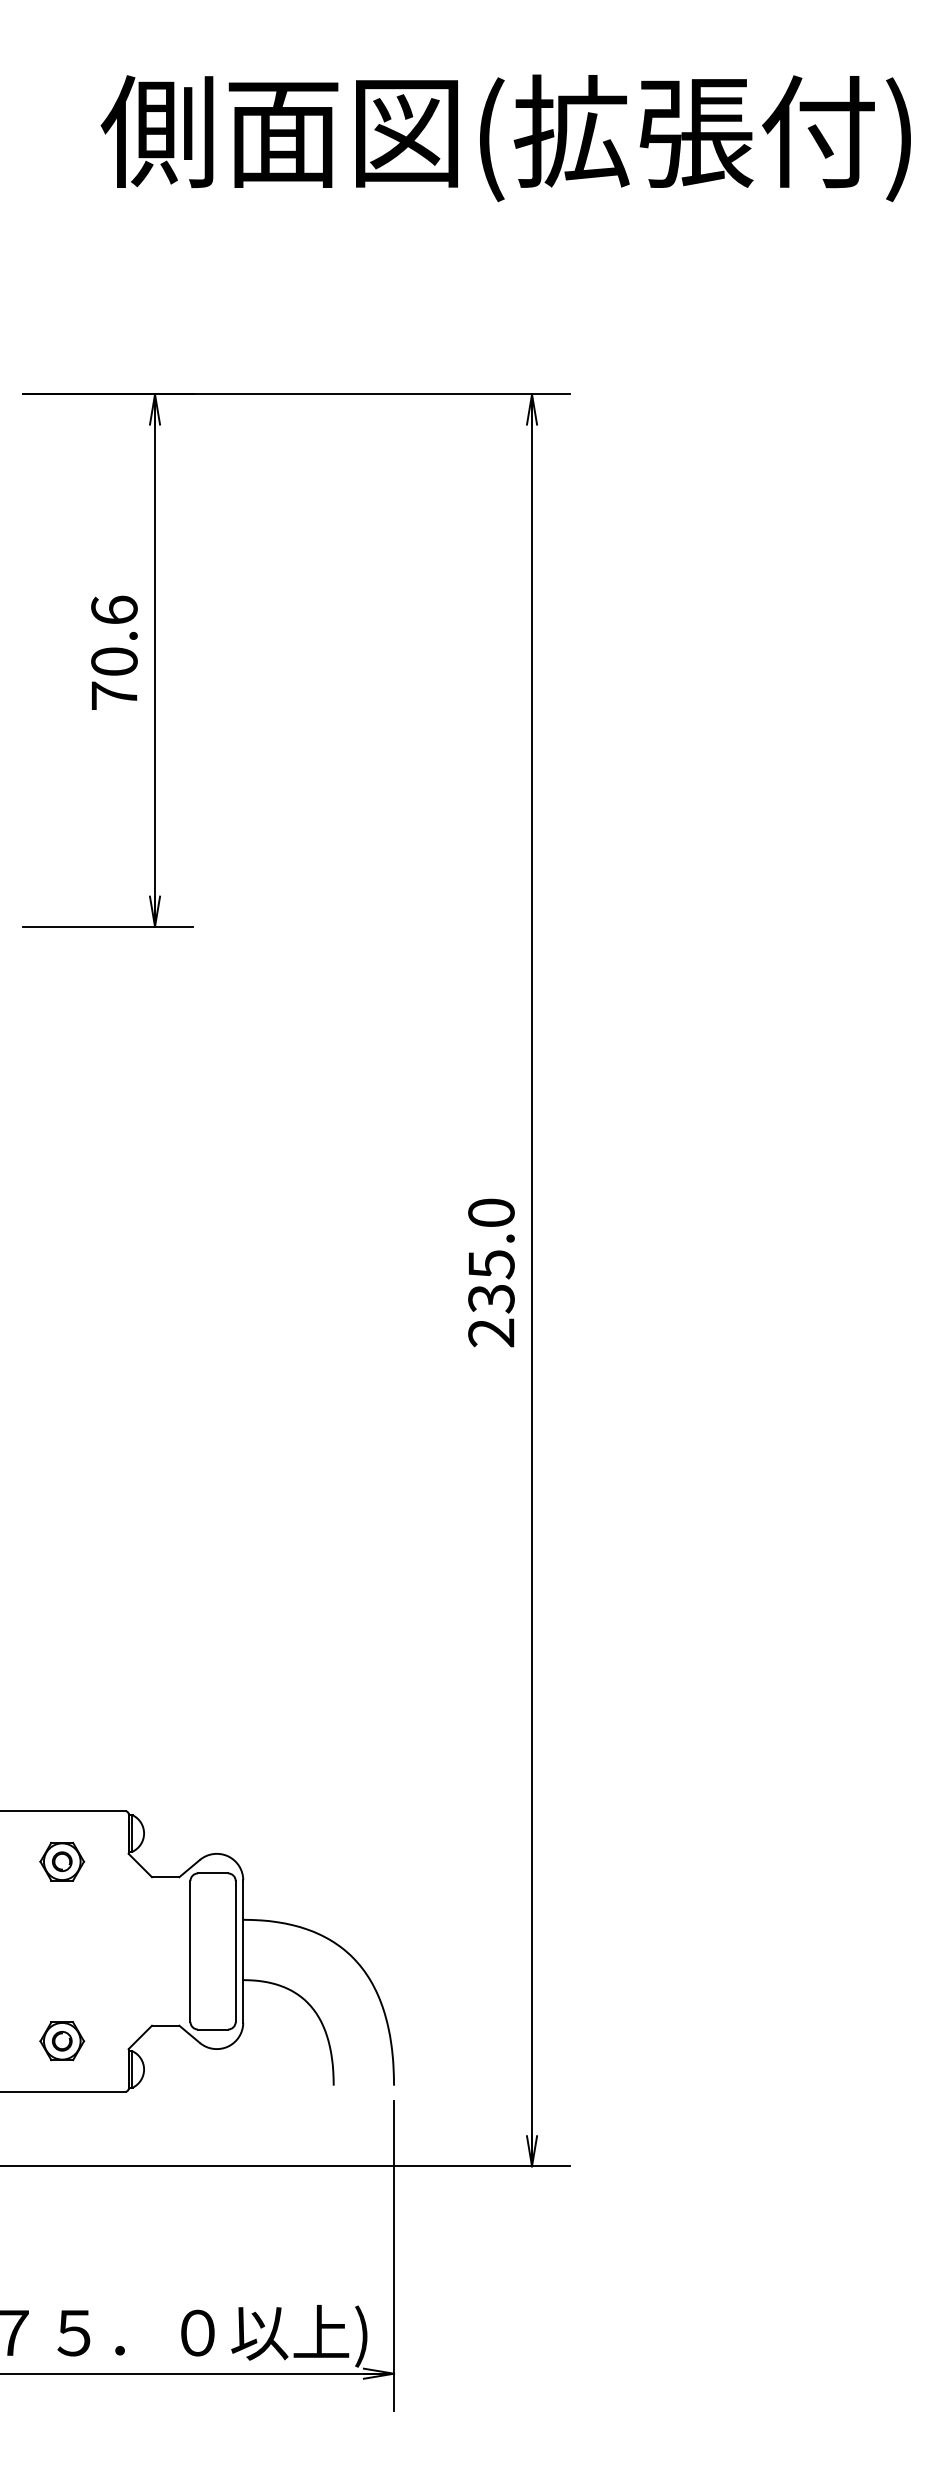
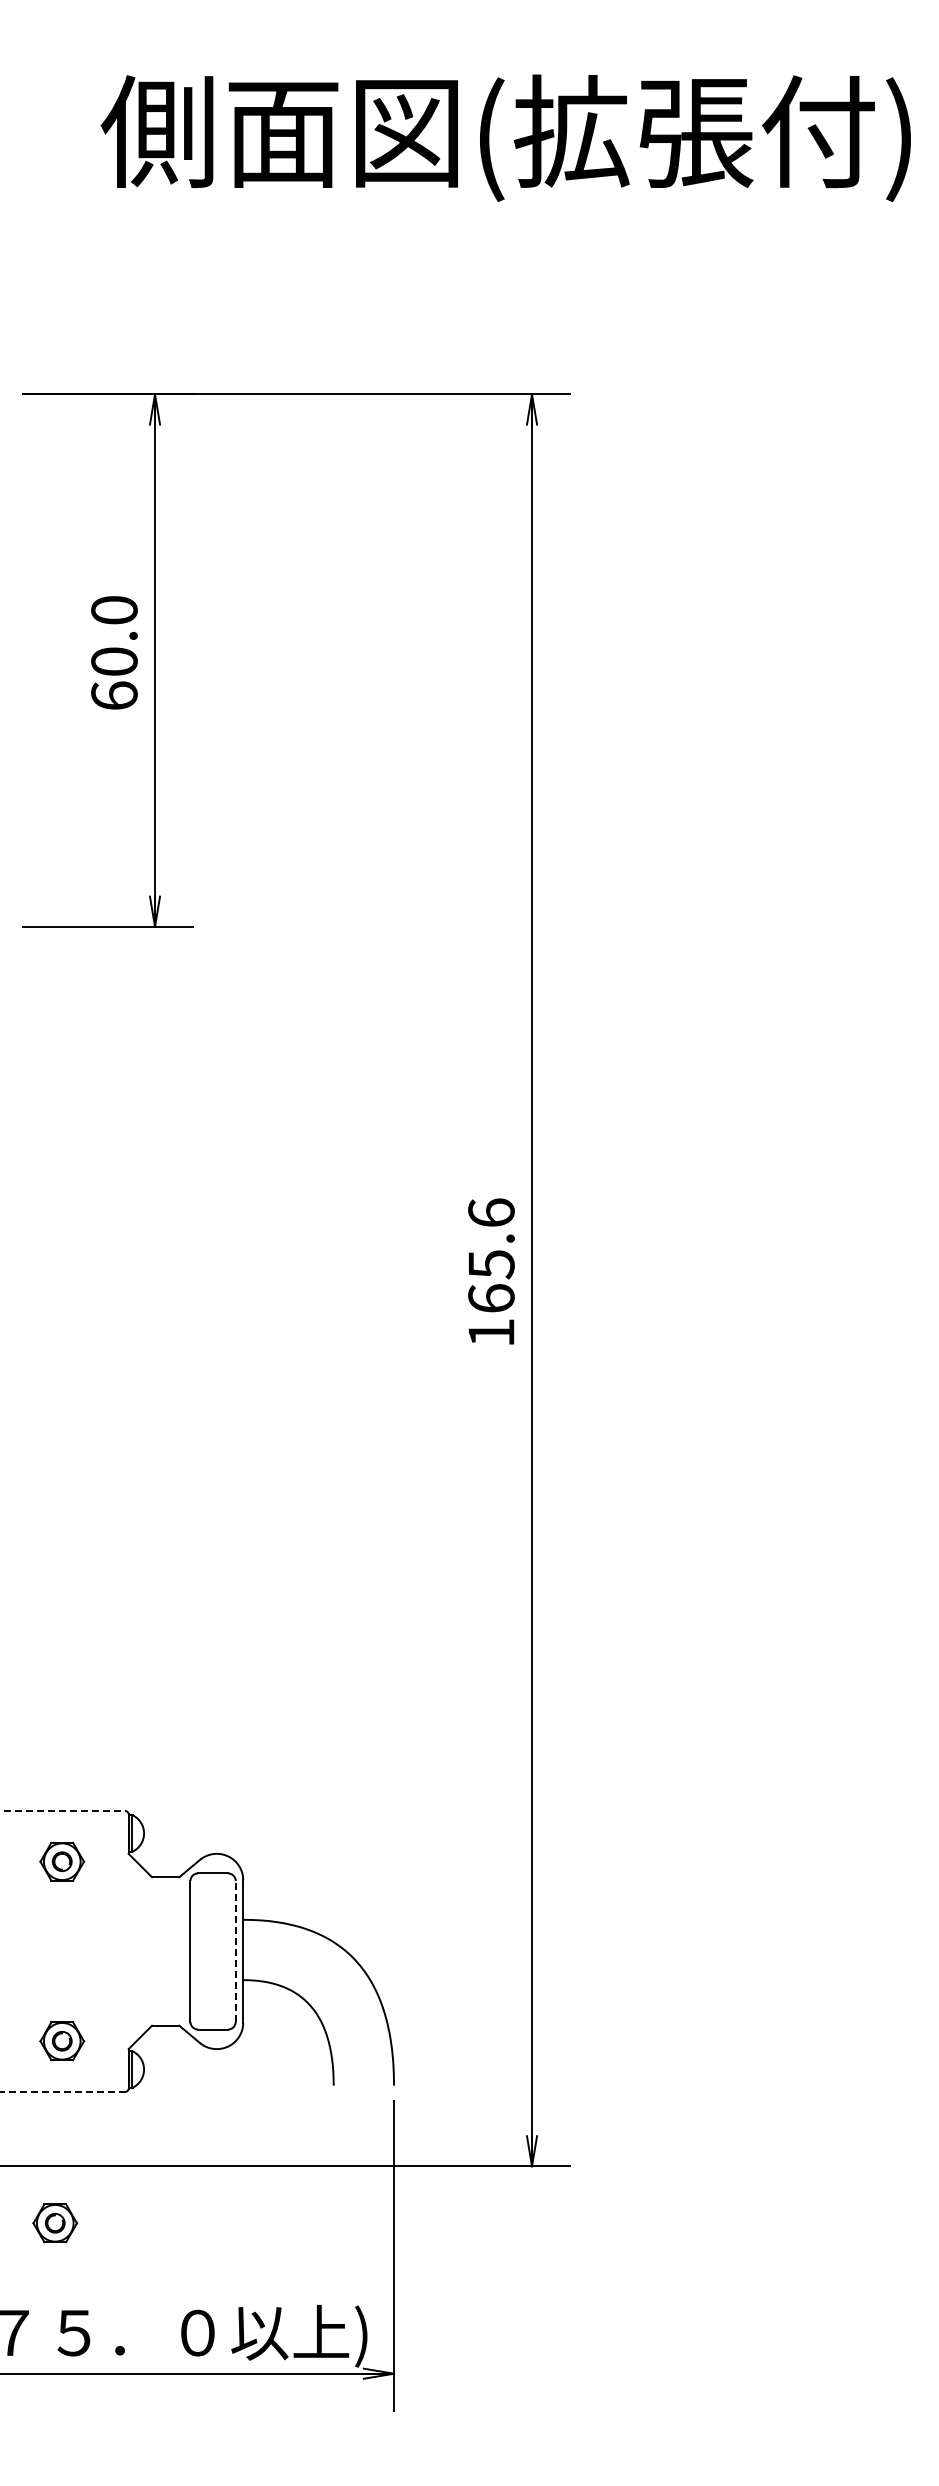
text: 70.6 -> 60.0 (114, 652)
text: 235.0 -> 165.6 (491, 1272)
line: solid -> dashed (62, 1811)
line: solid -> dashed (235, 1950)
line: solid -> dashed (62, 2091)
part: none -> present (55, 2223)
